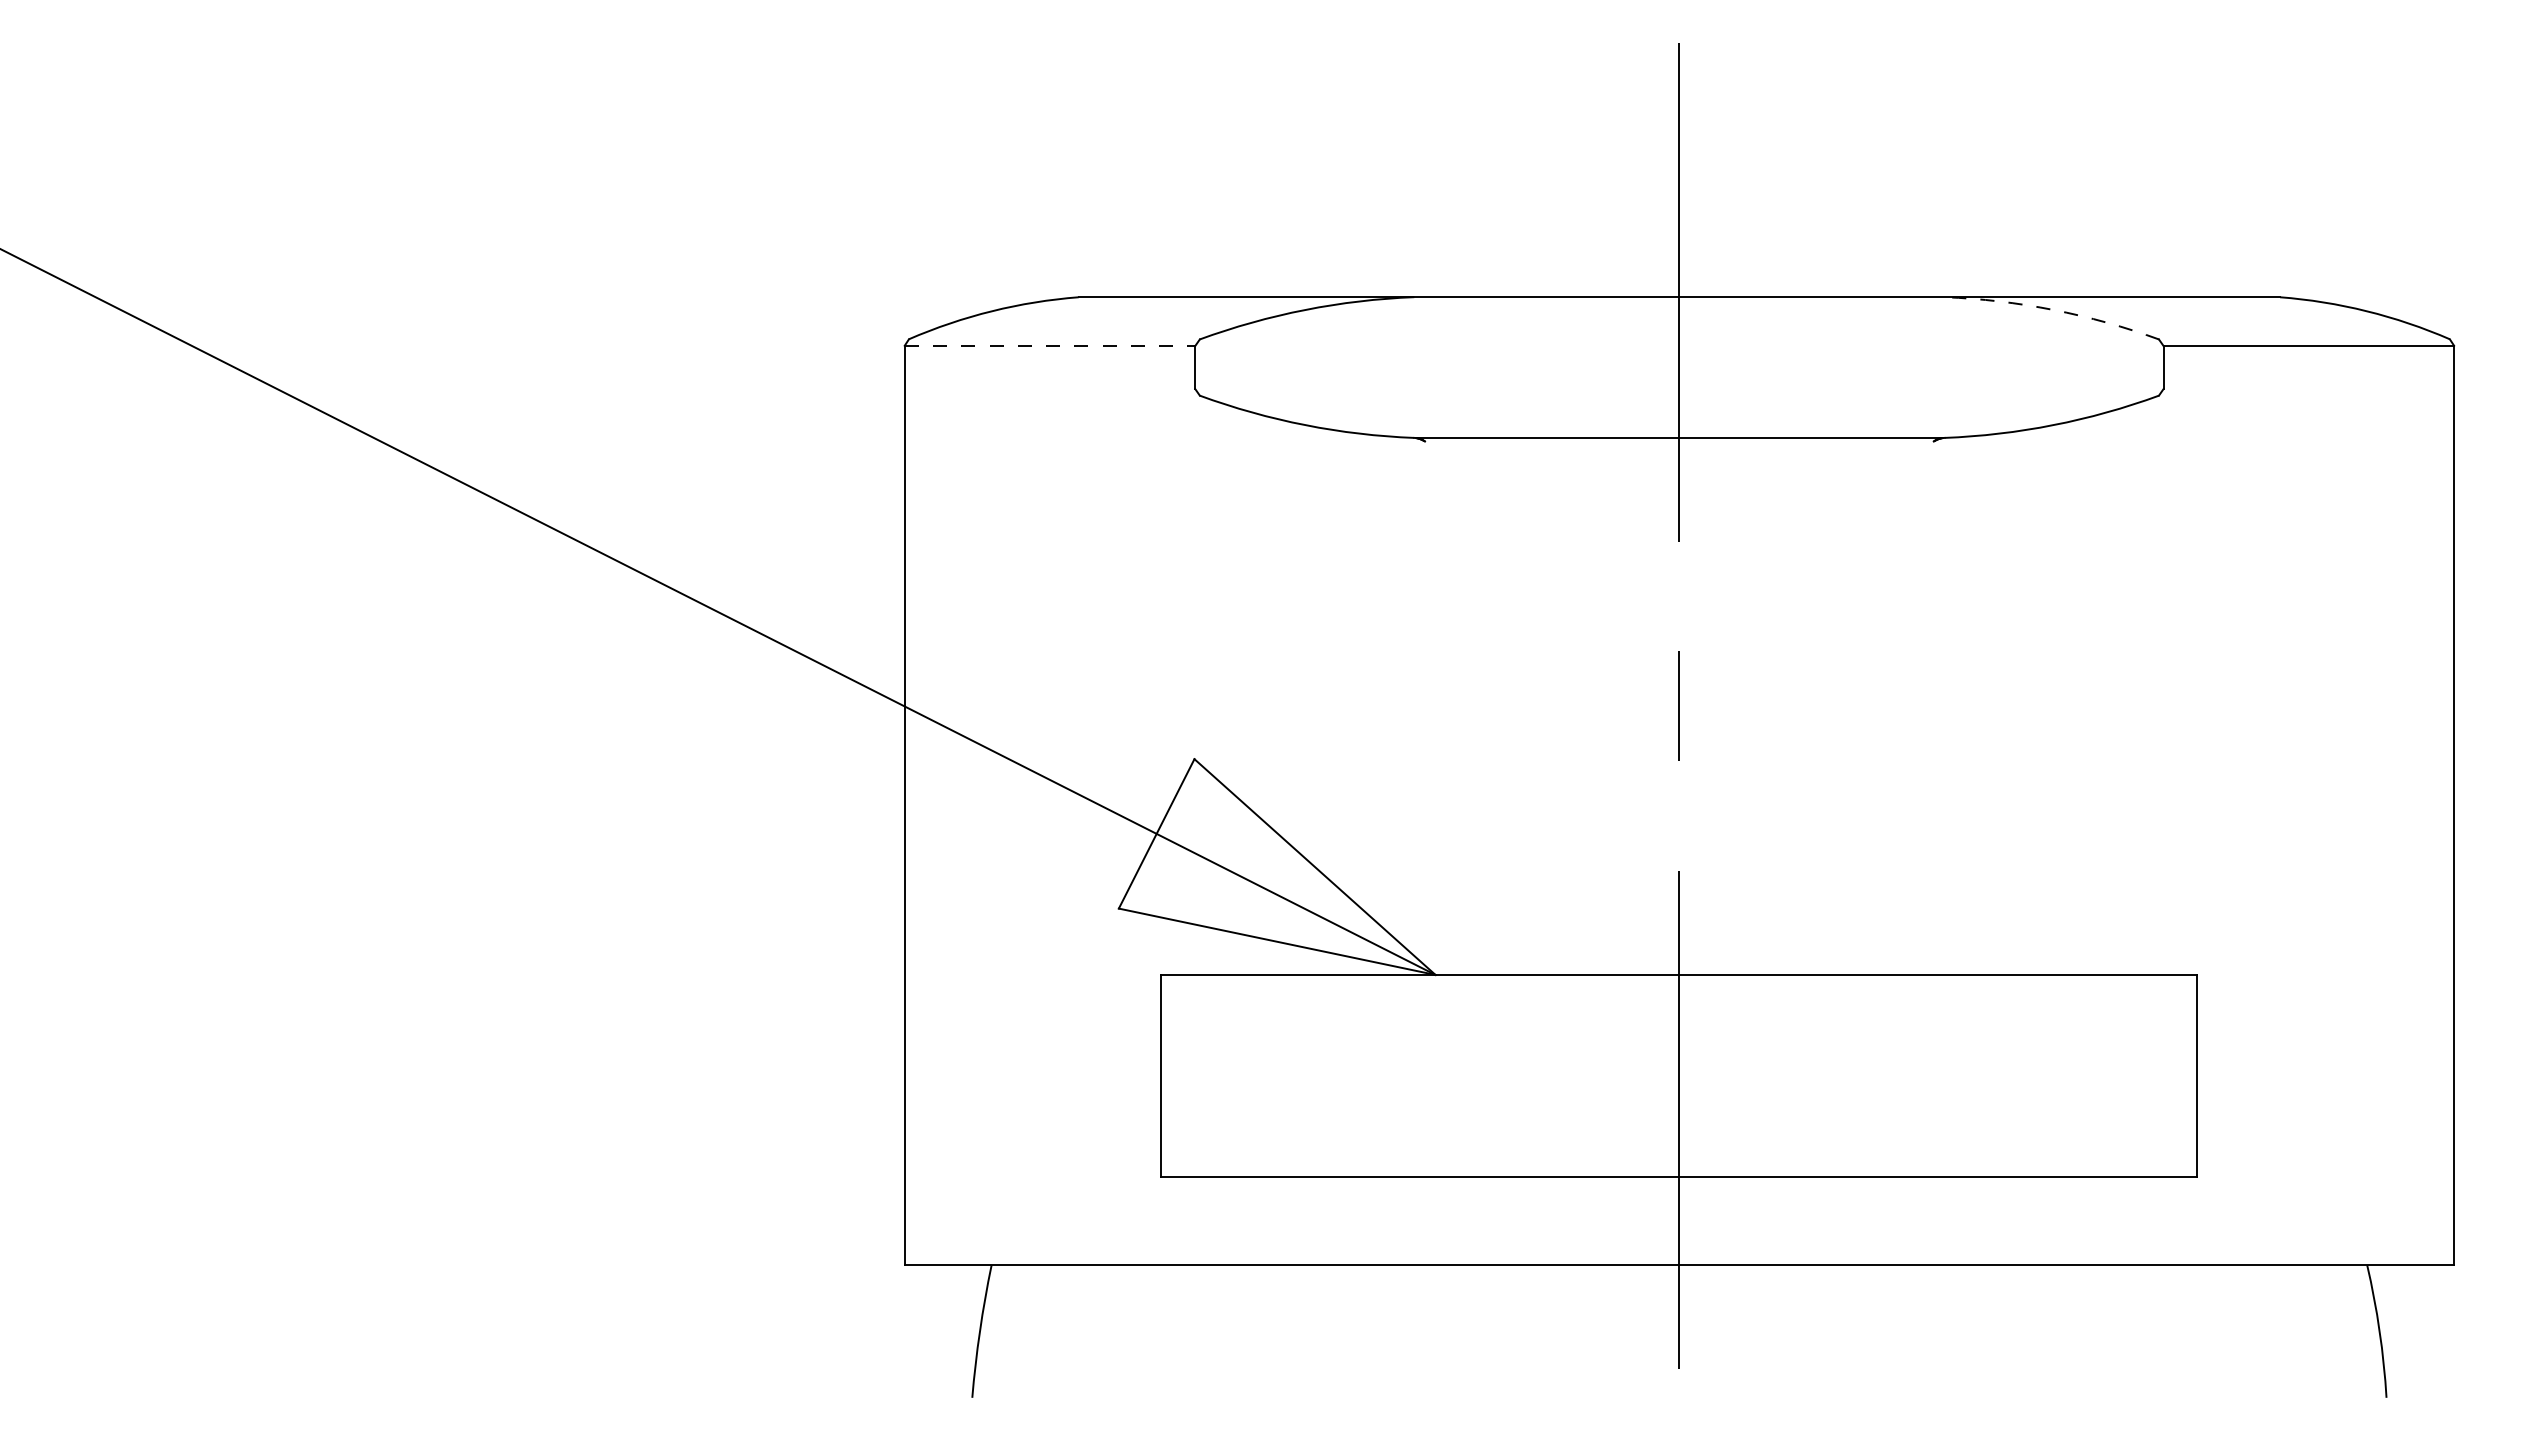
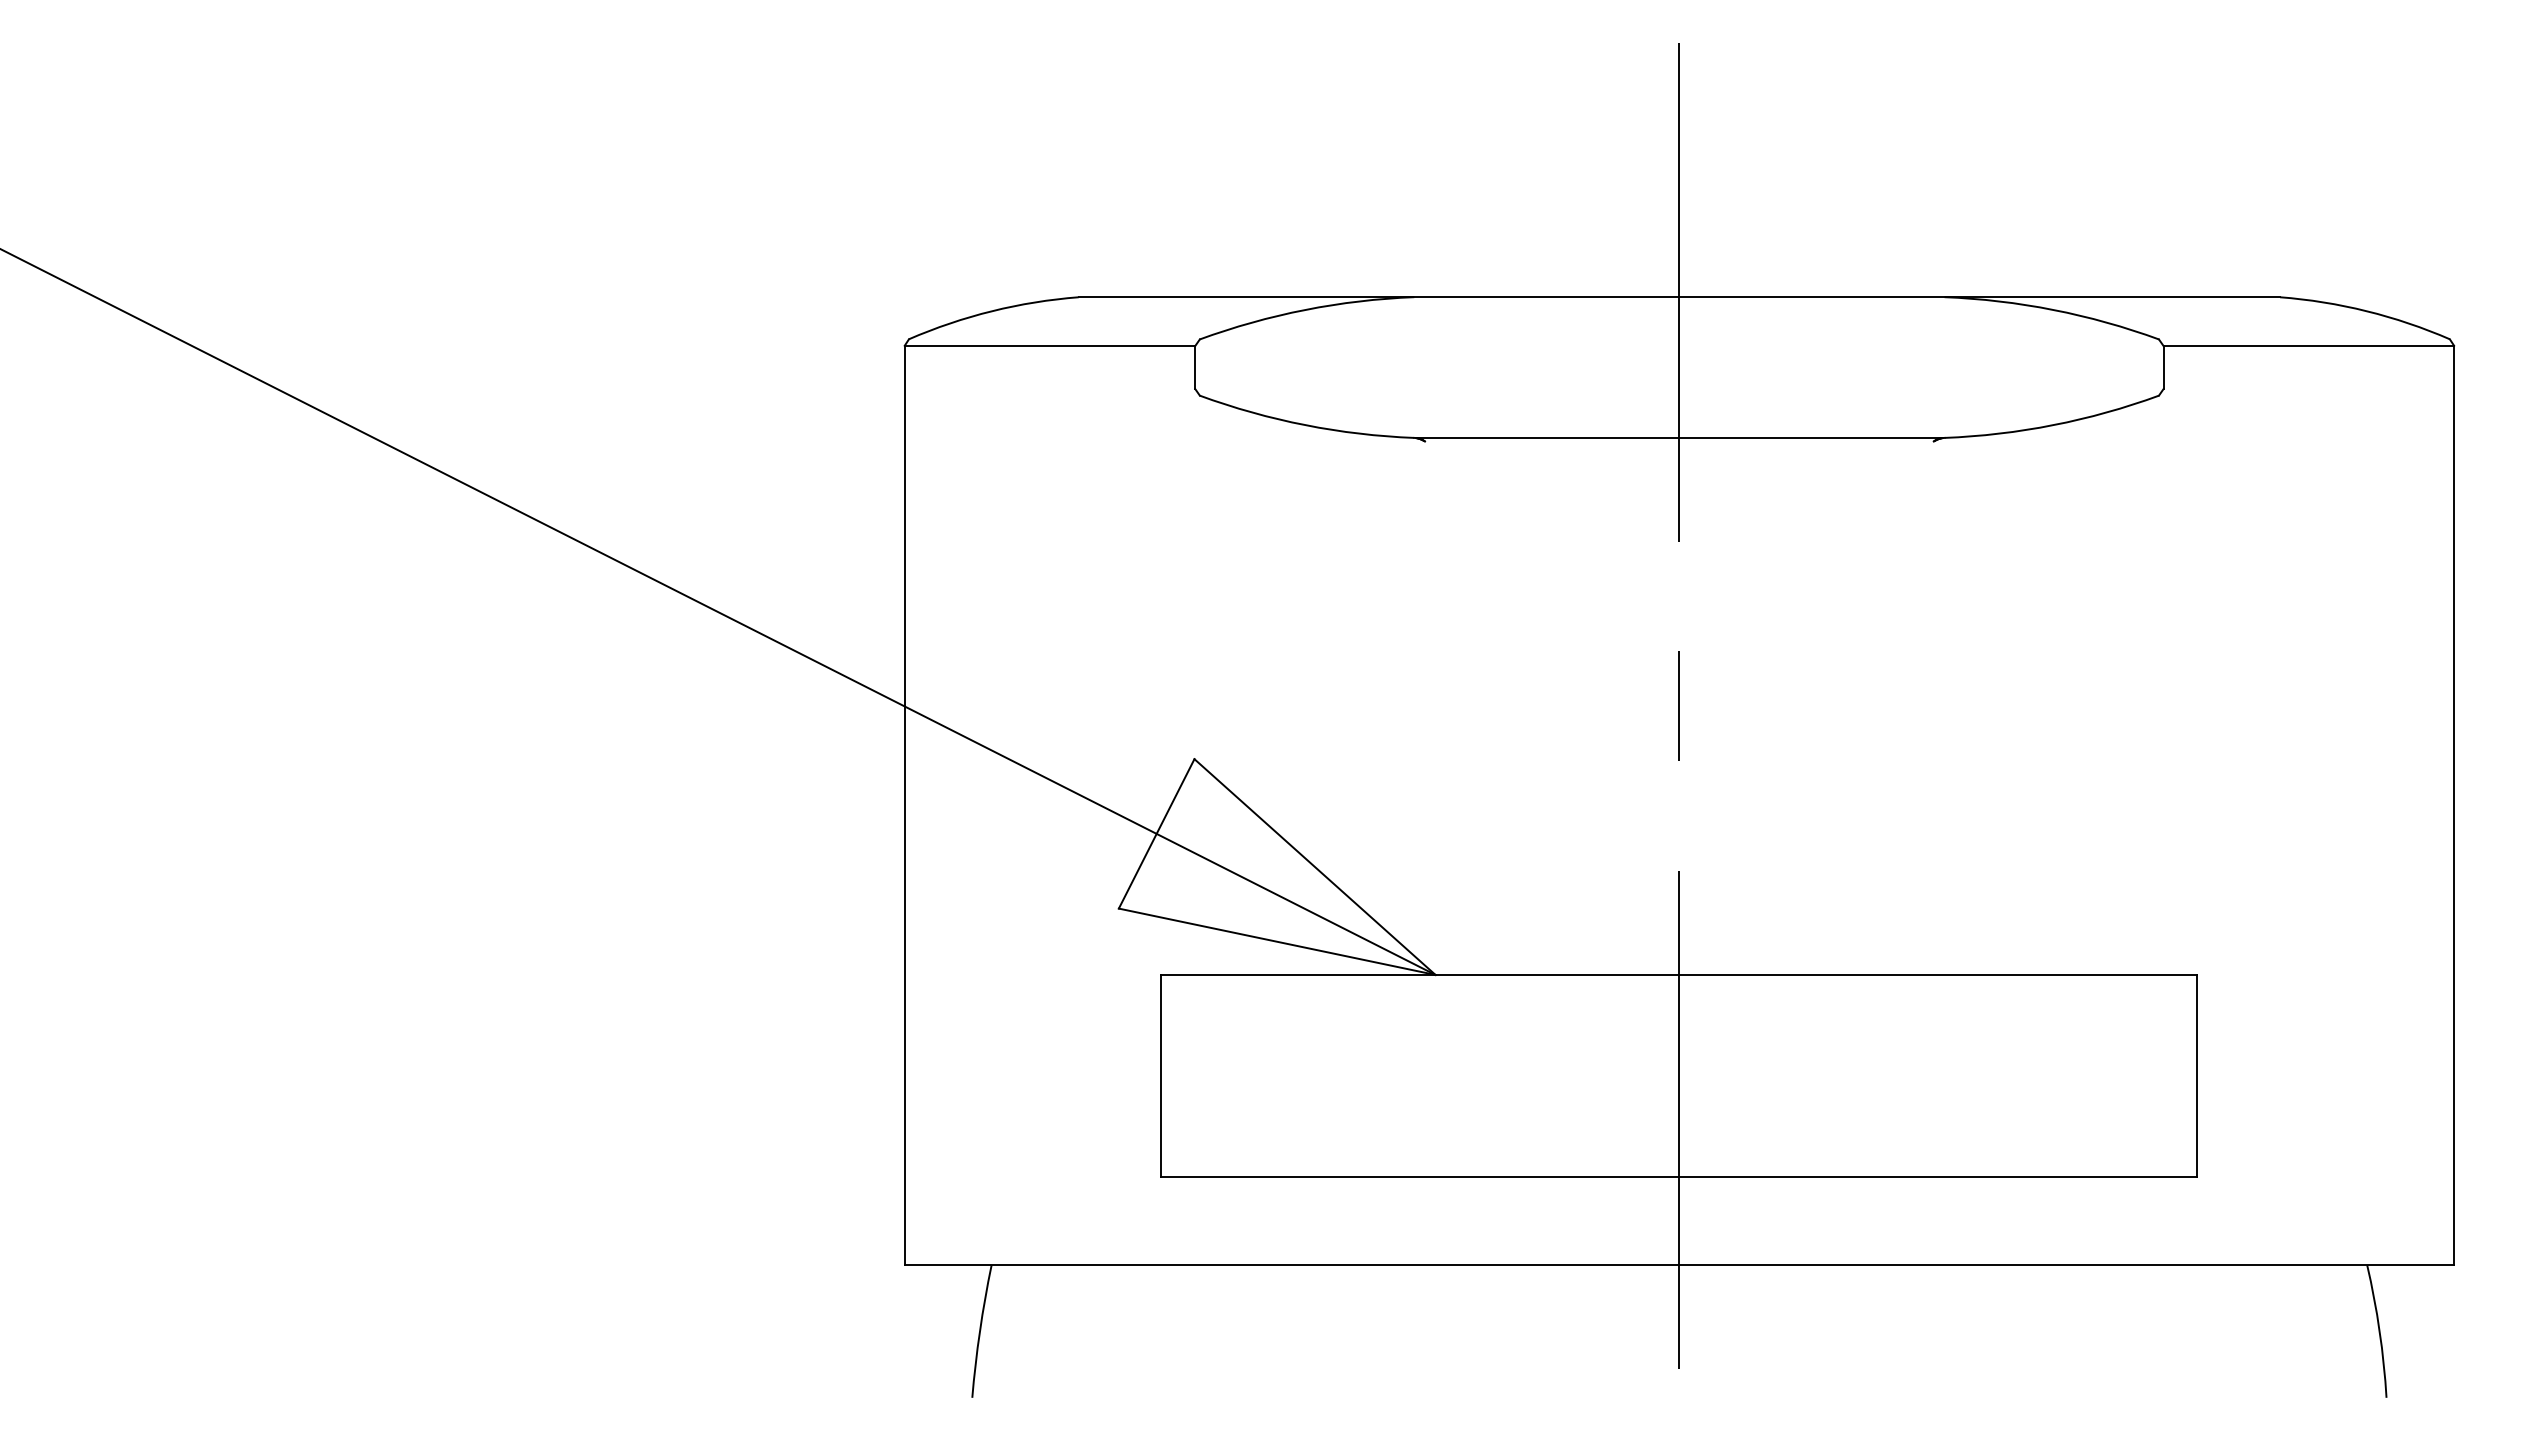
arc: dashed -> solid (2053, 309)
line: dashed -> solid (1050, 345)
